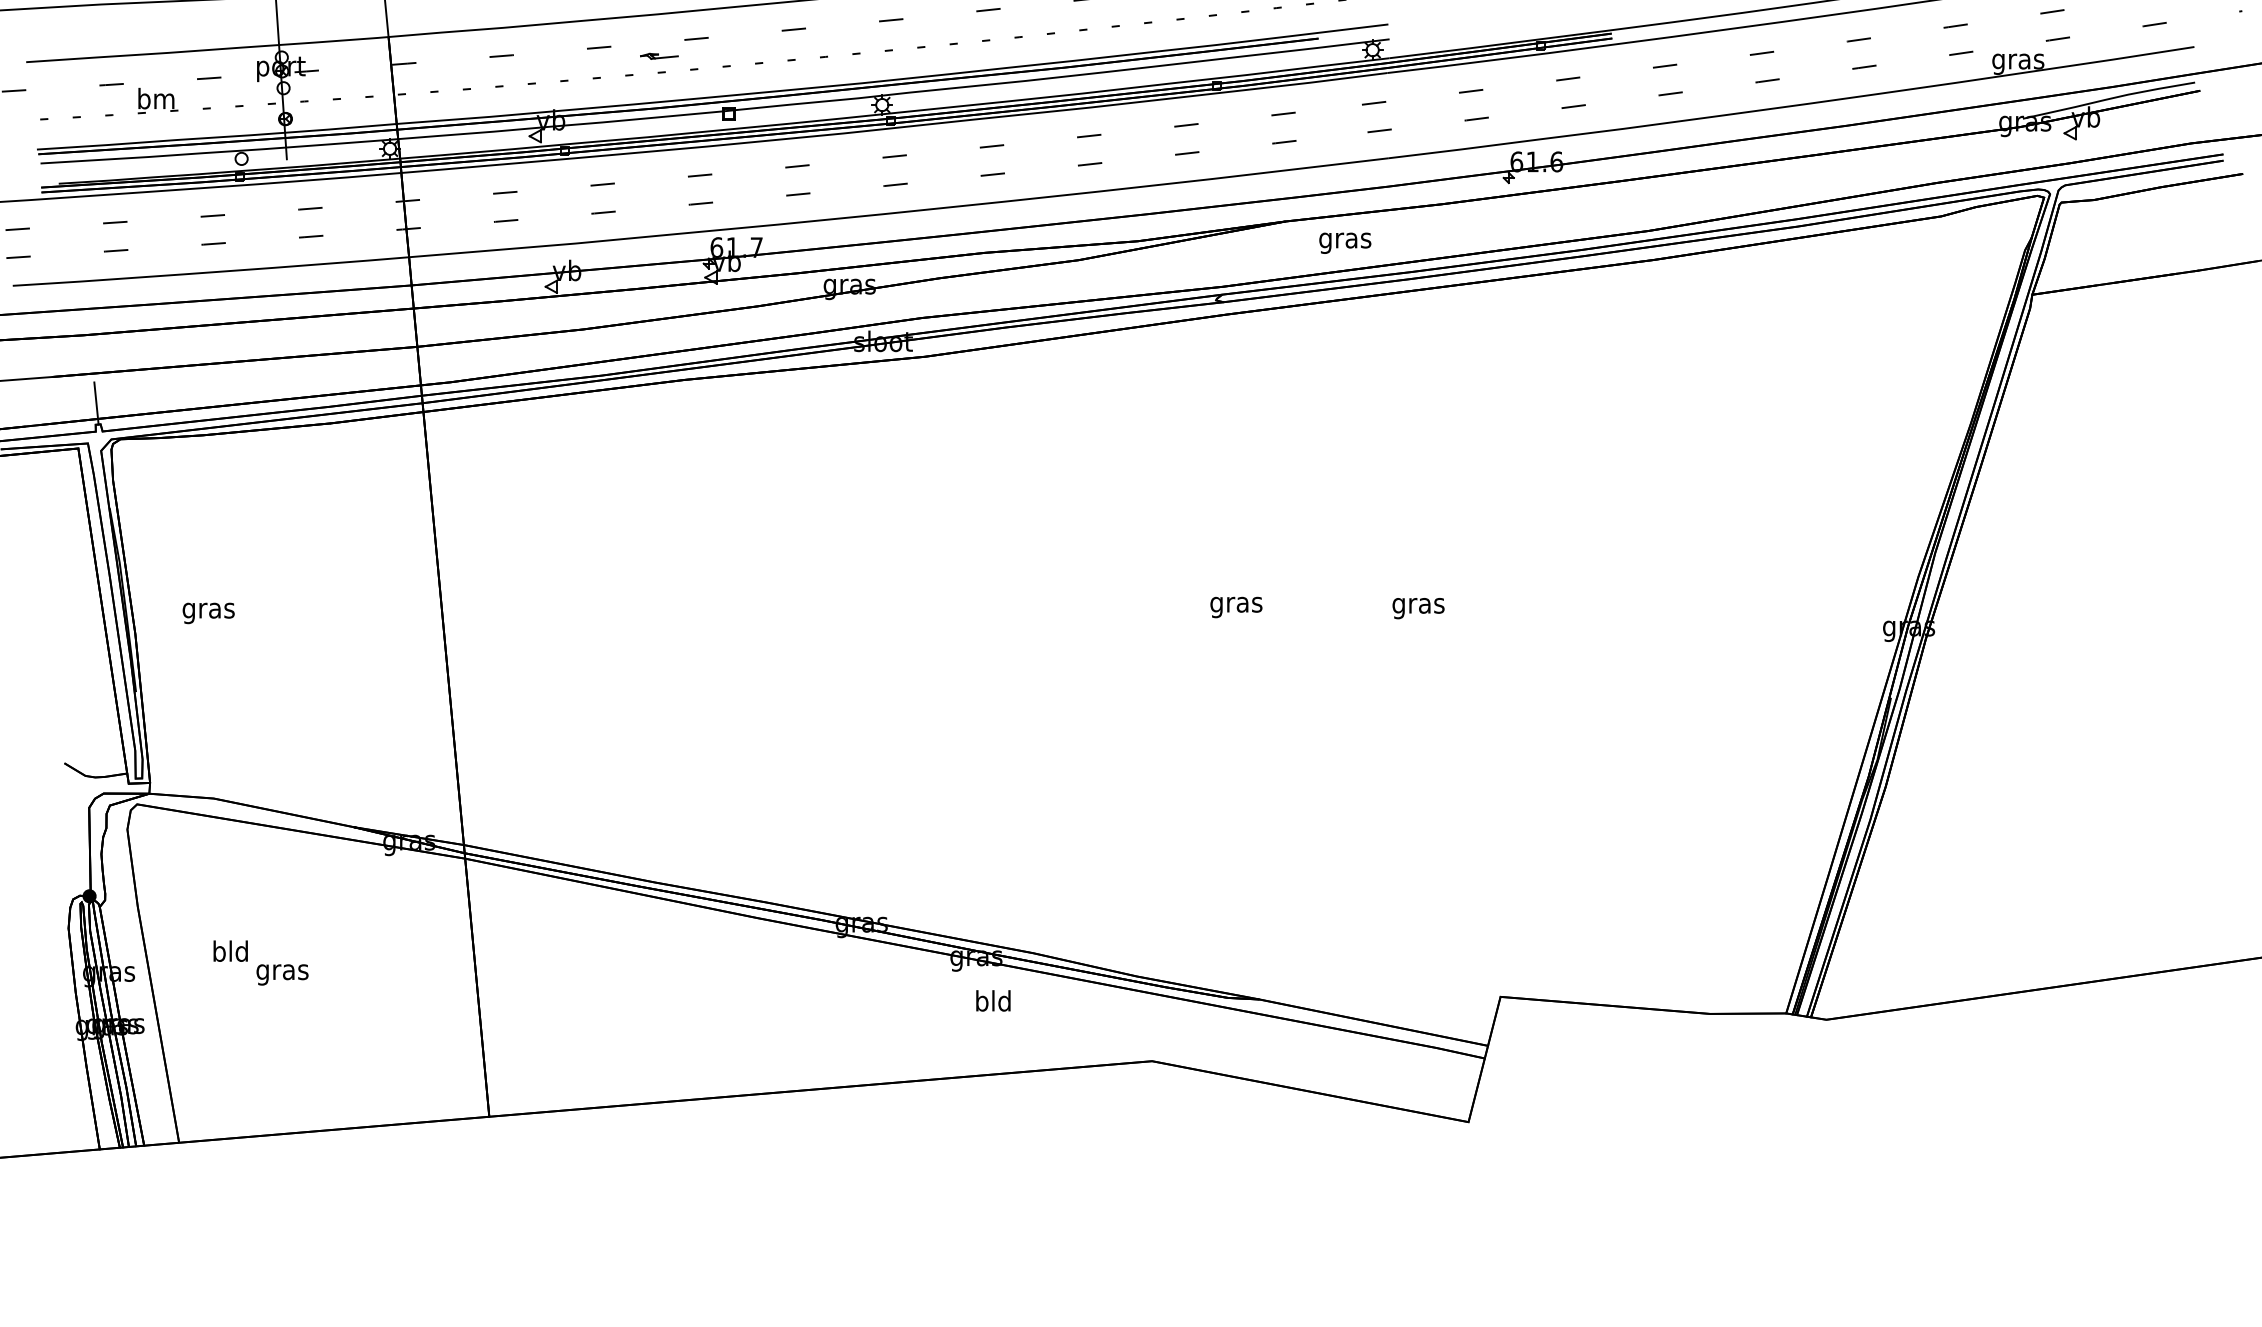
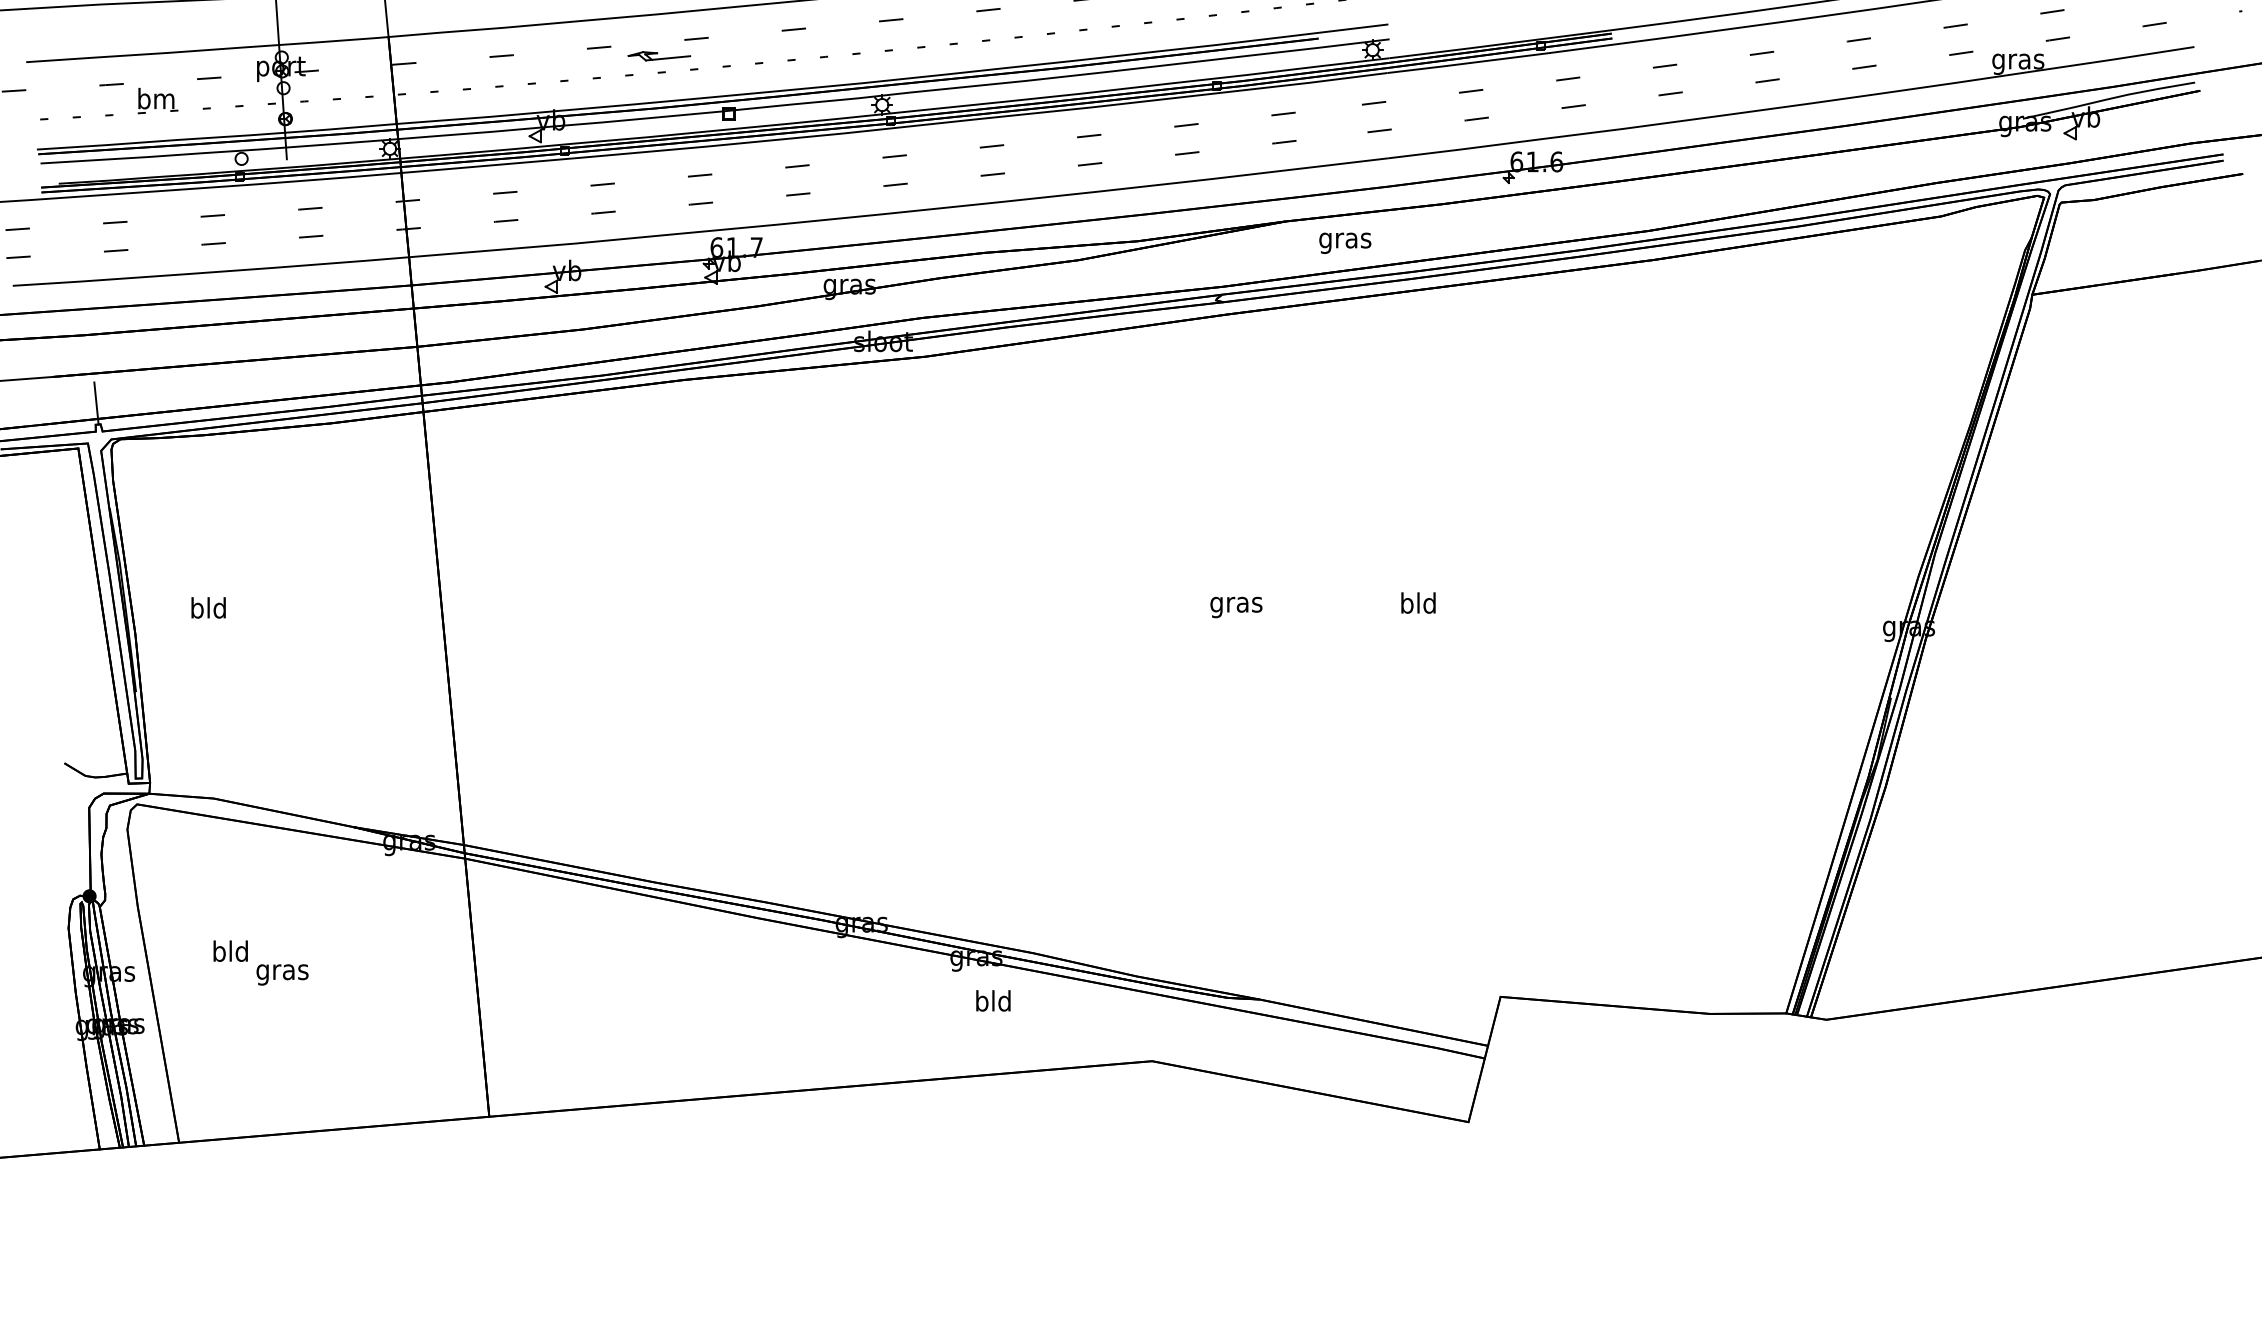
part size: 39x8 px -> 65x11 px (659, 56)
text: gras -> bld (1418, 605)
text: gras -> bld (208, 610)
